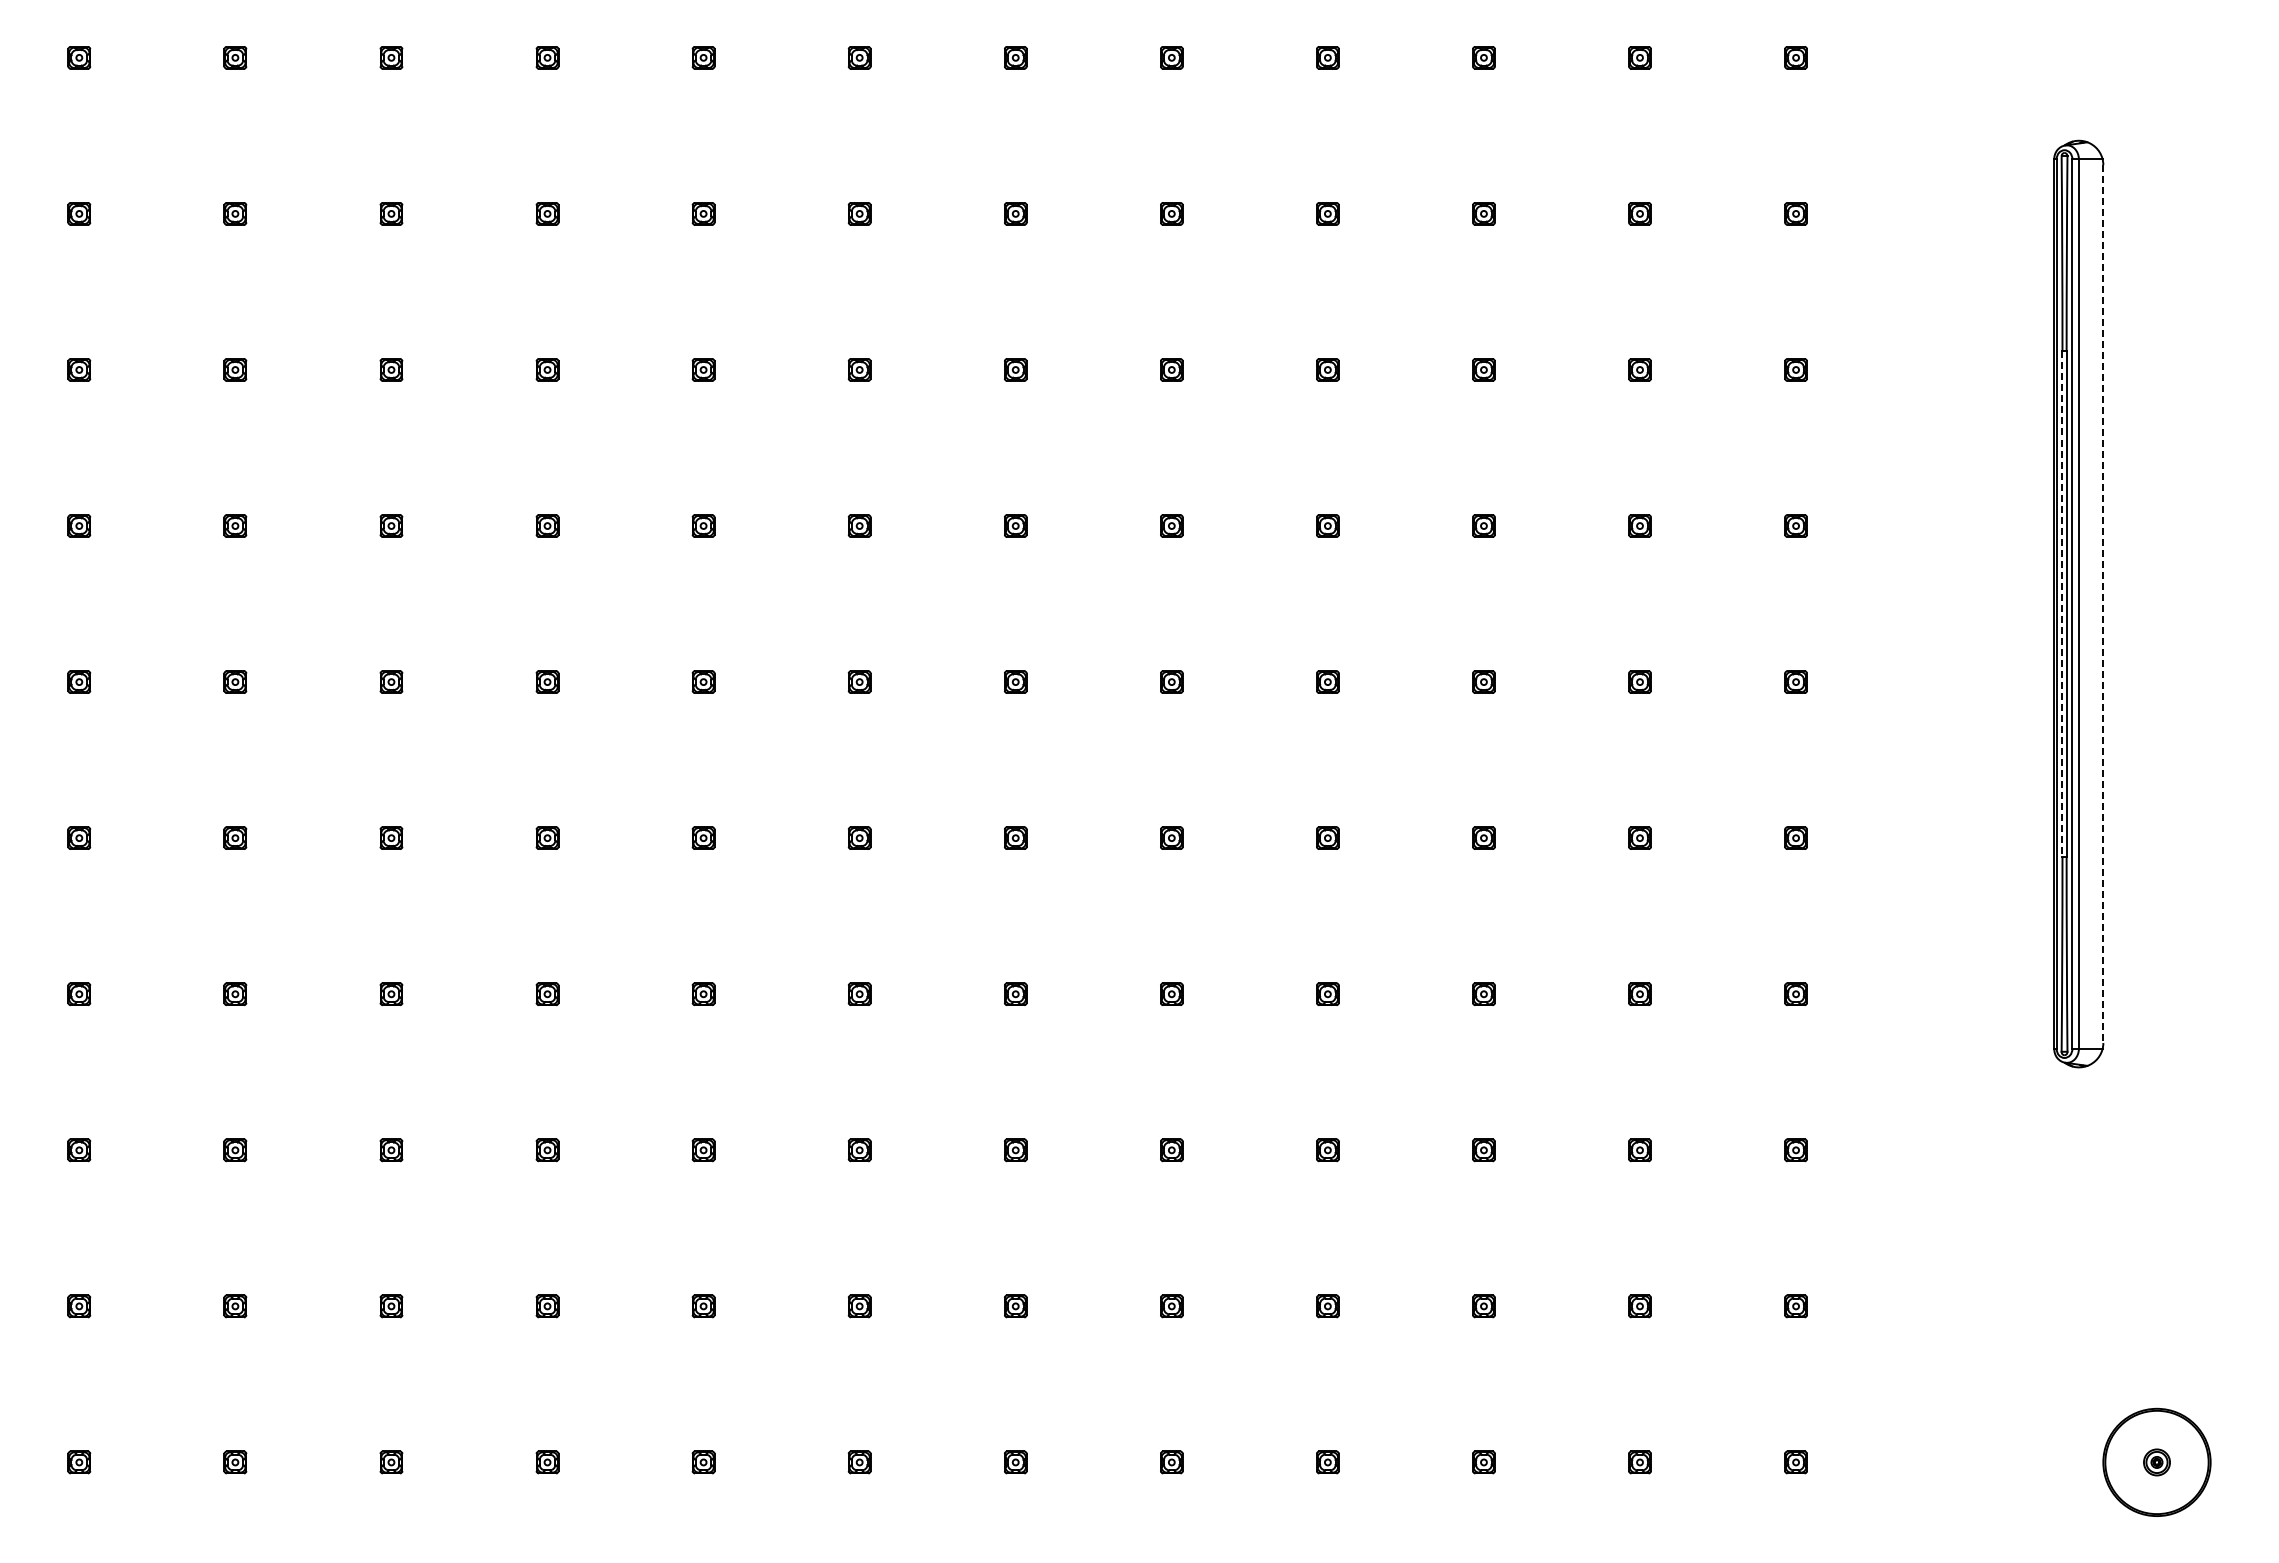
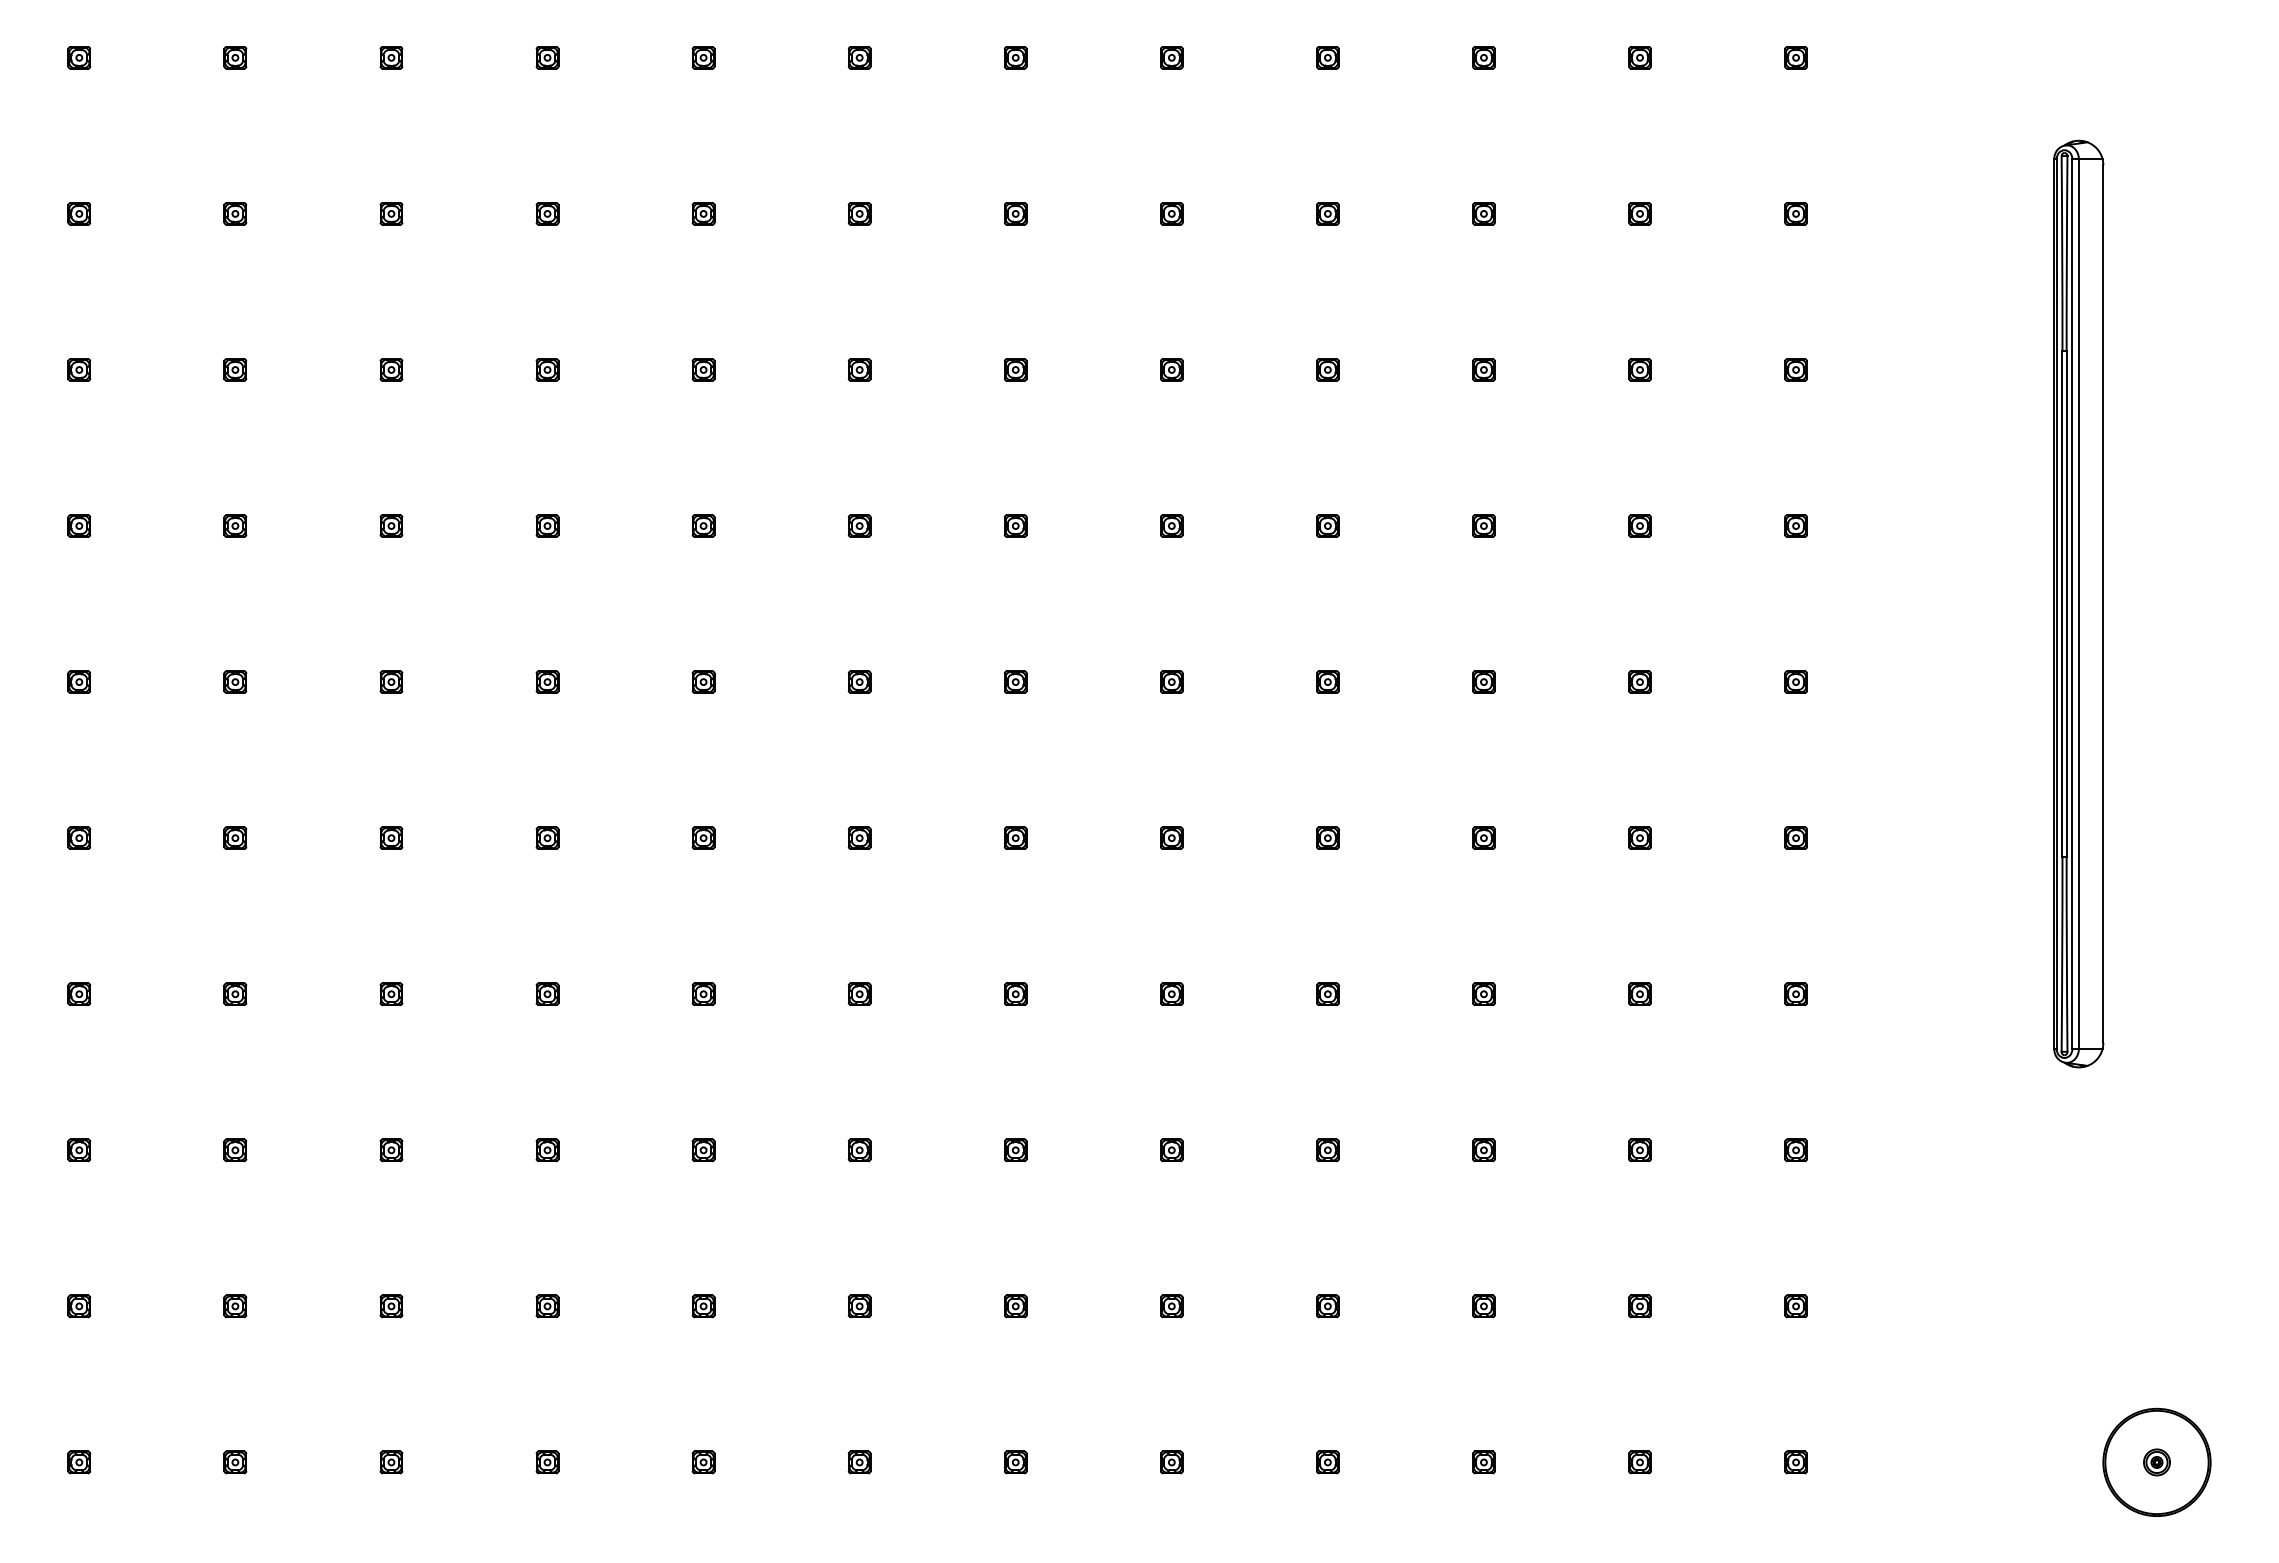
line: dashed -> solid (2062, 604)
line: dashed -> solid (2103, 604)
